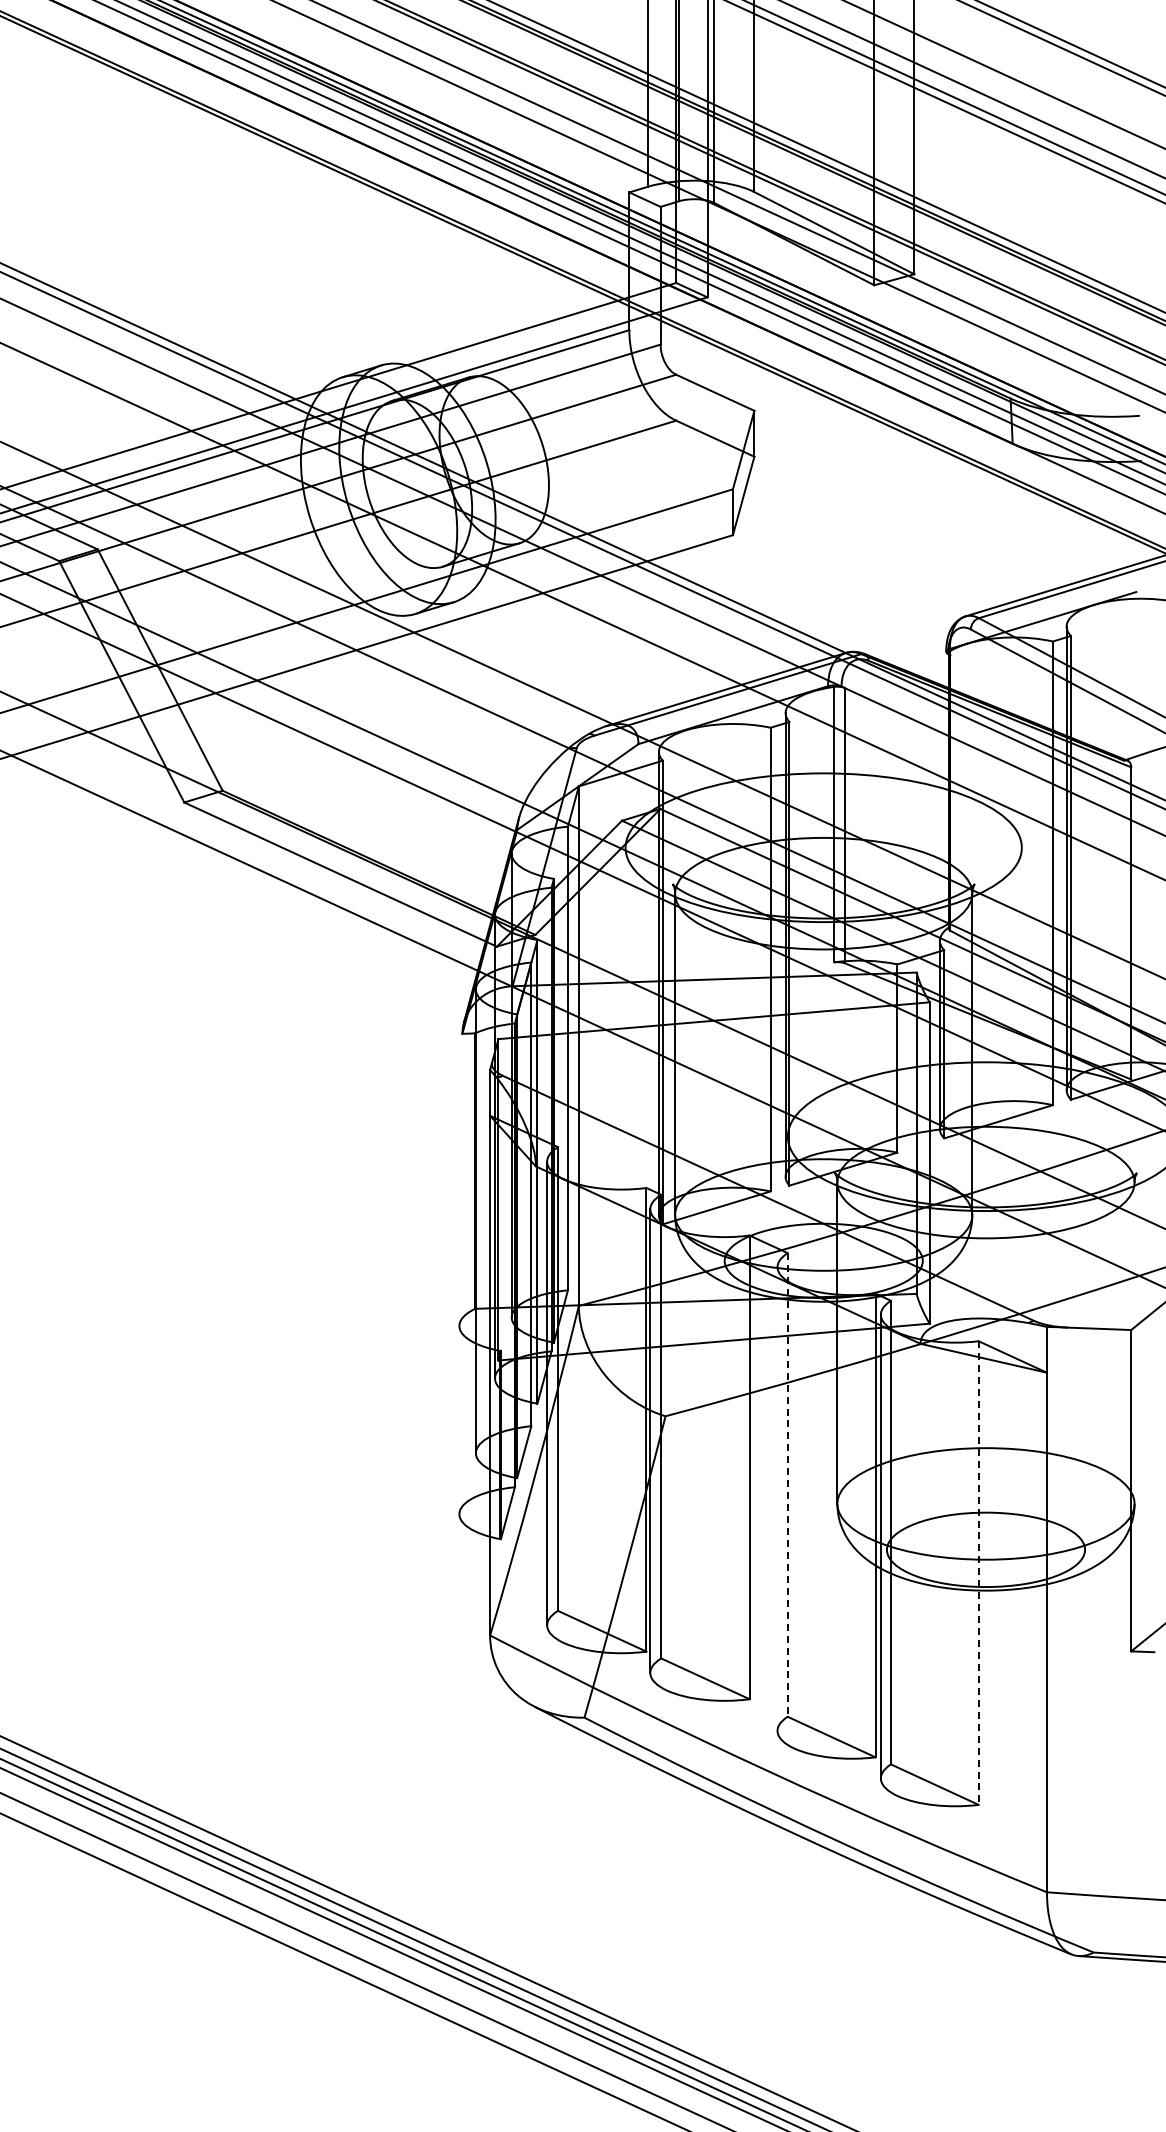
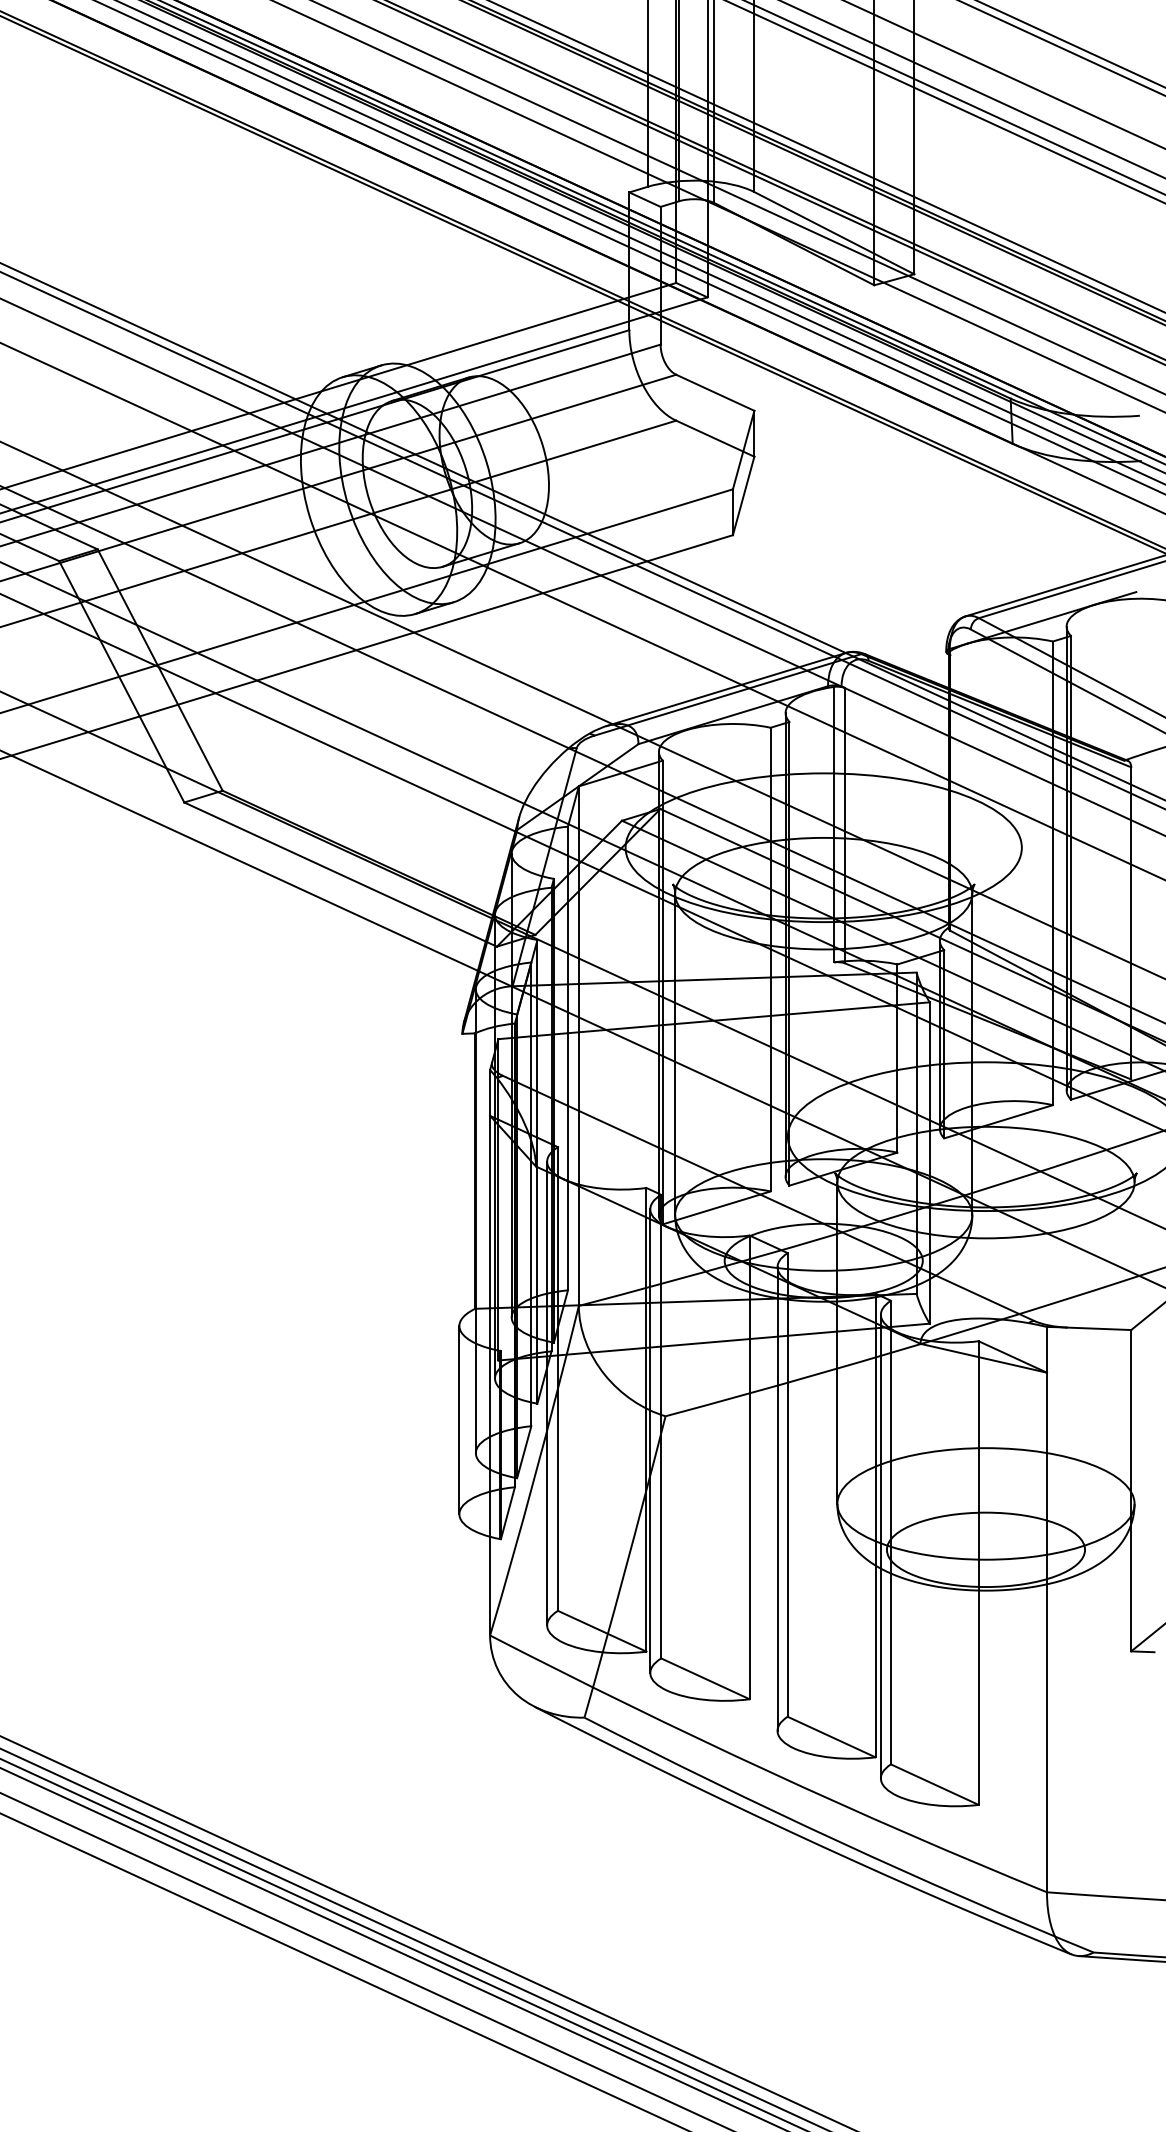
line: none -> present (459, 1420)
line: dashed -> solid (787, 1484)
line: none -> present (777, 1498)
line: dashed -> solid (978, 1573)
